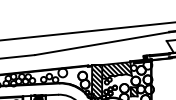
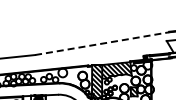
line: present -> none (87, 31)
line: solid -> dashed (102, 43)
